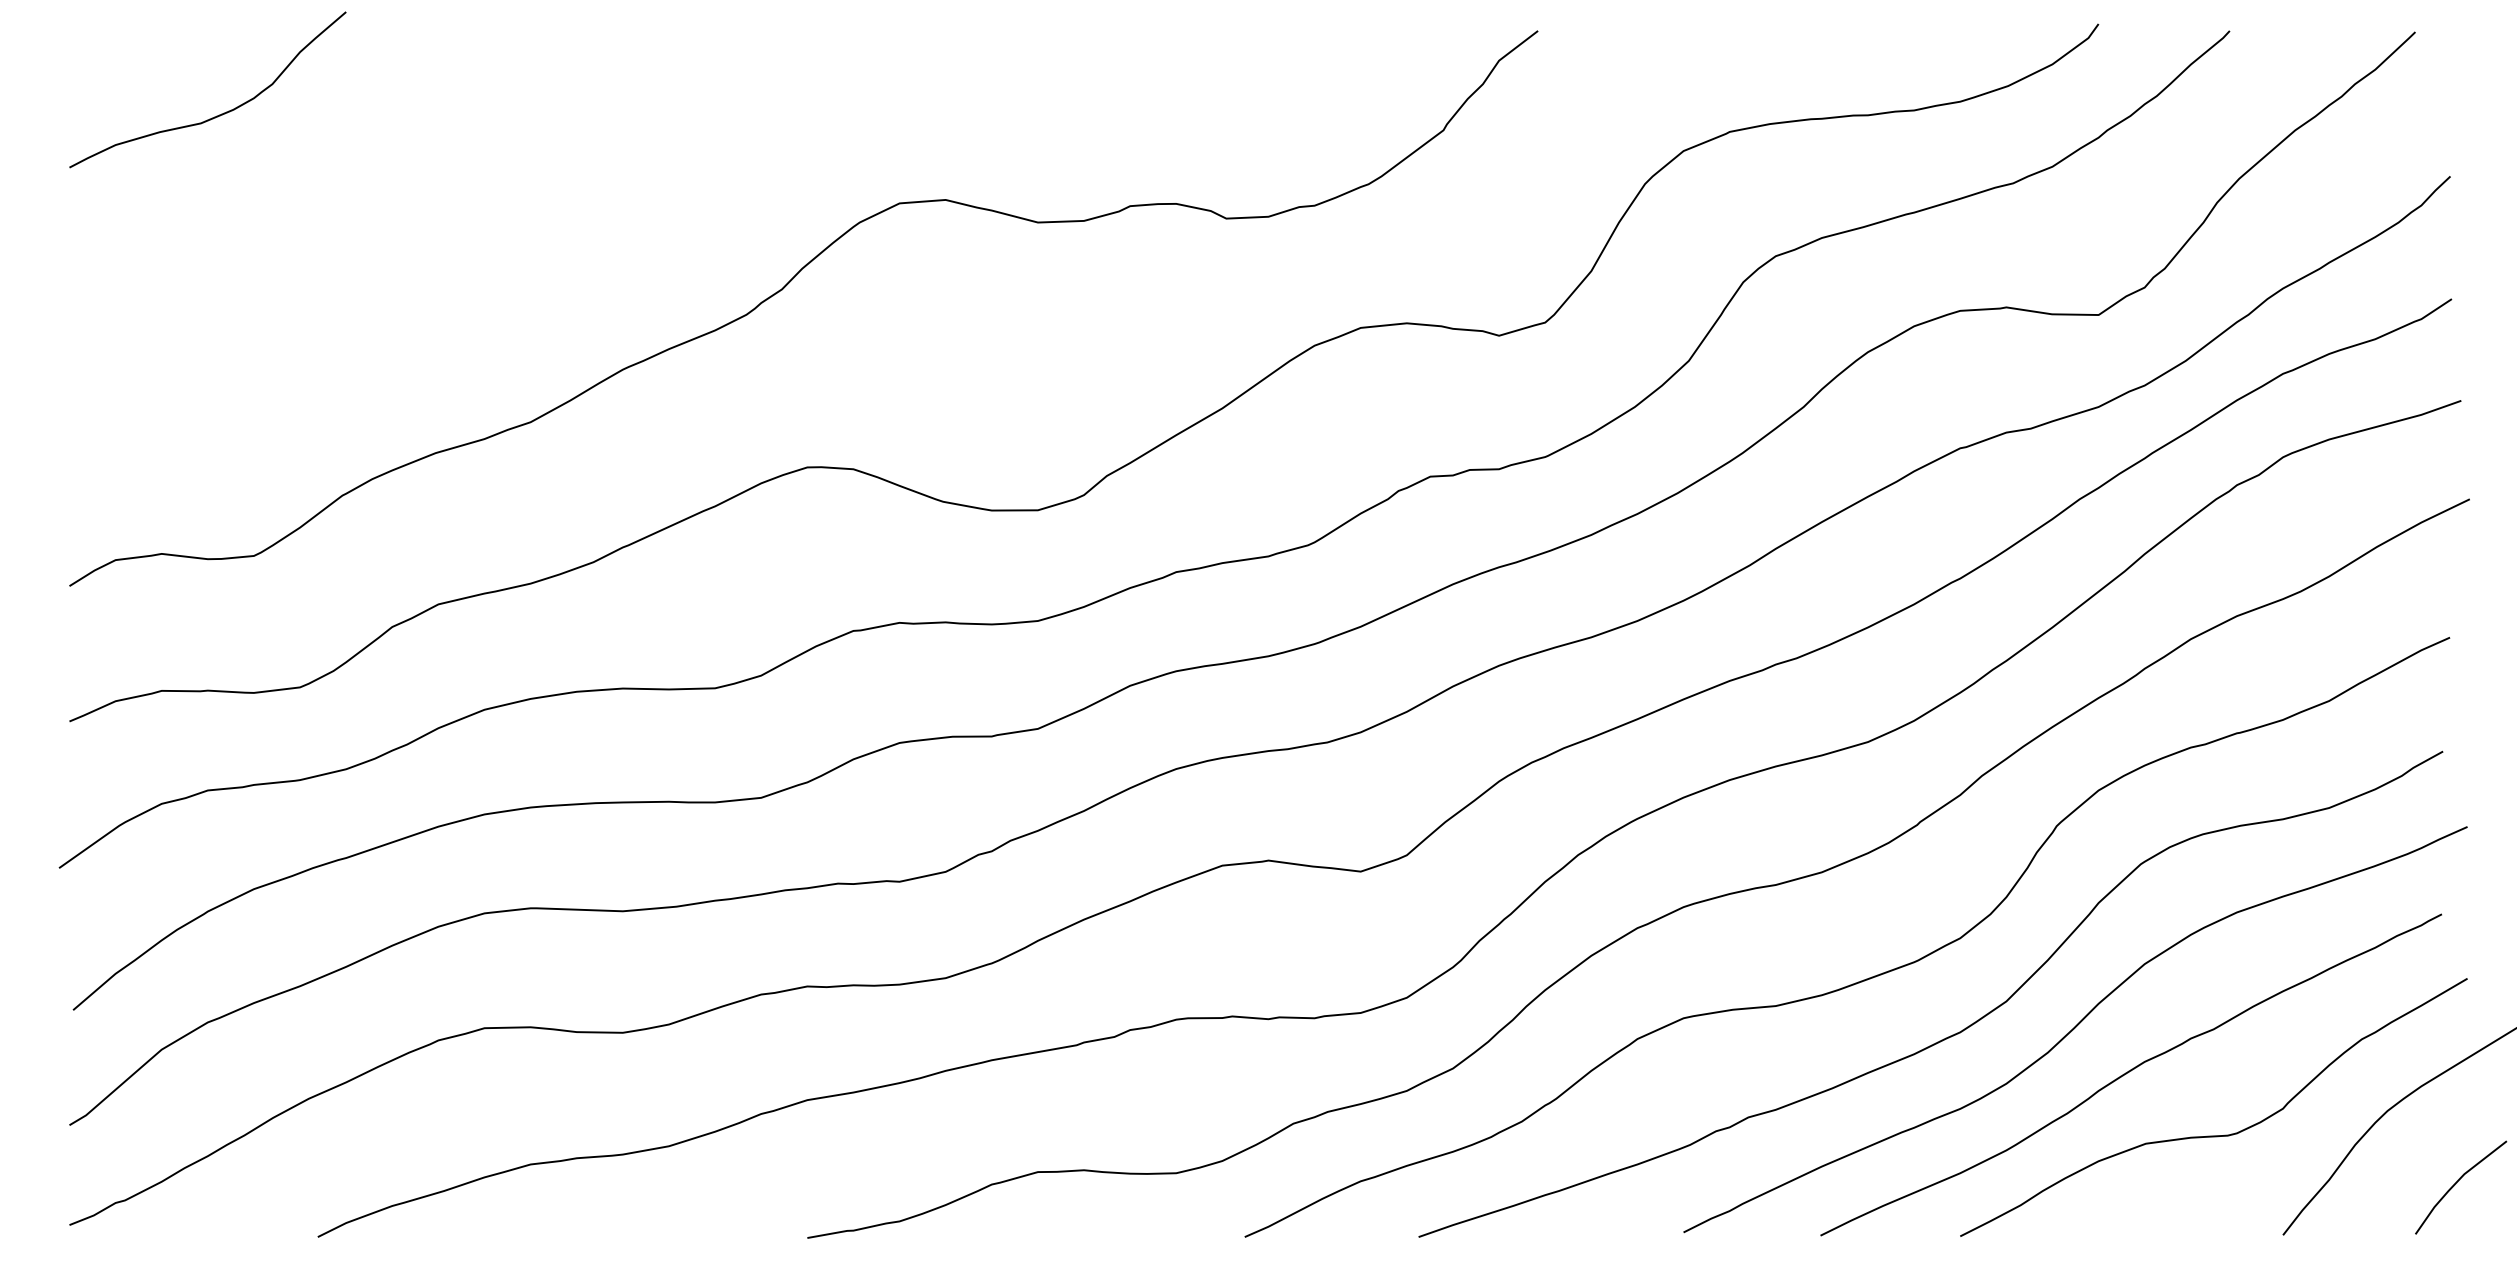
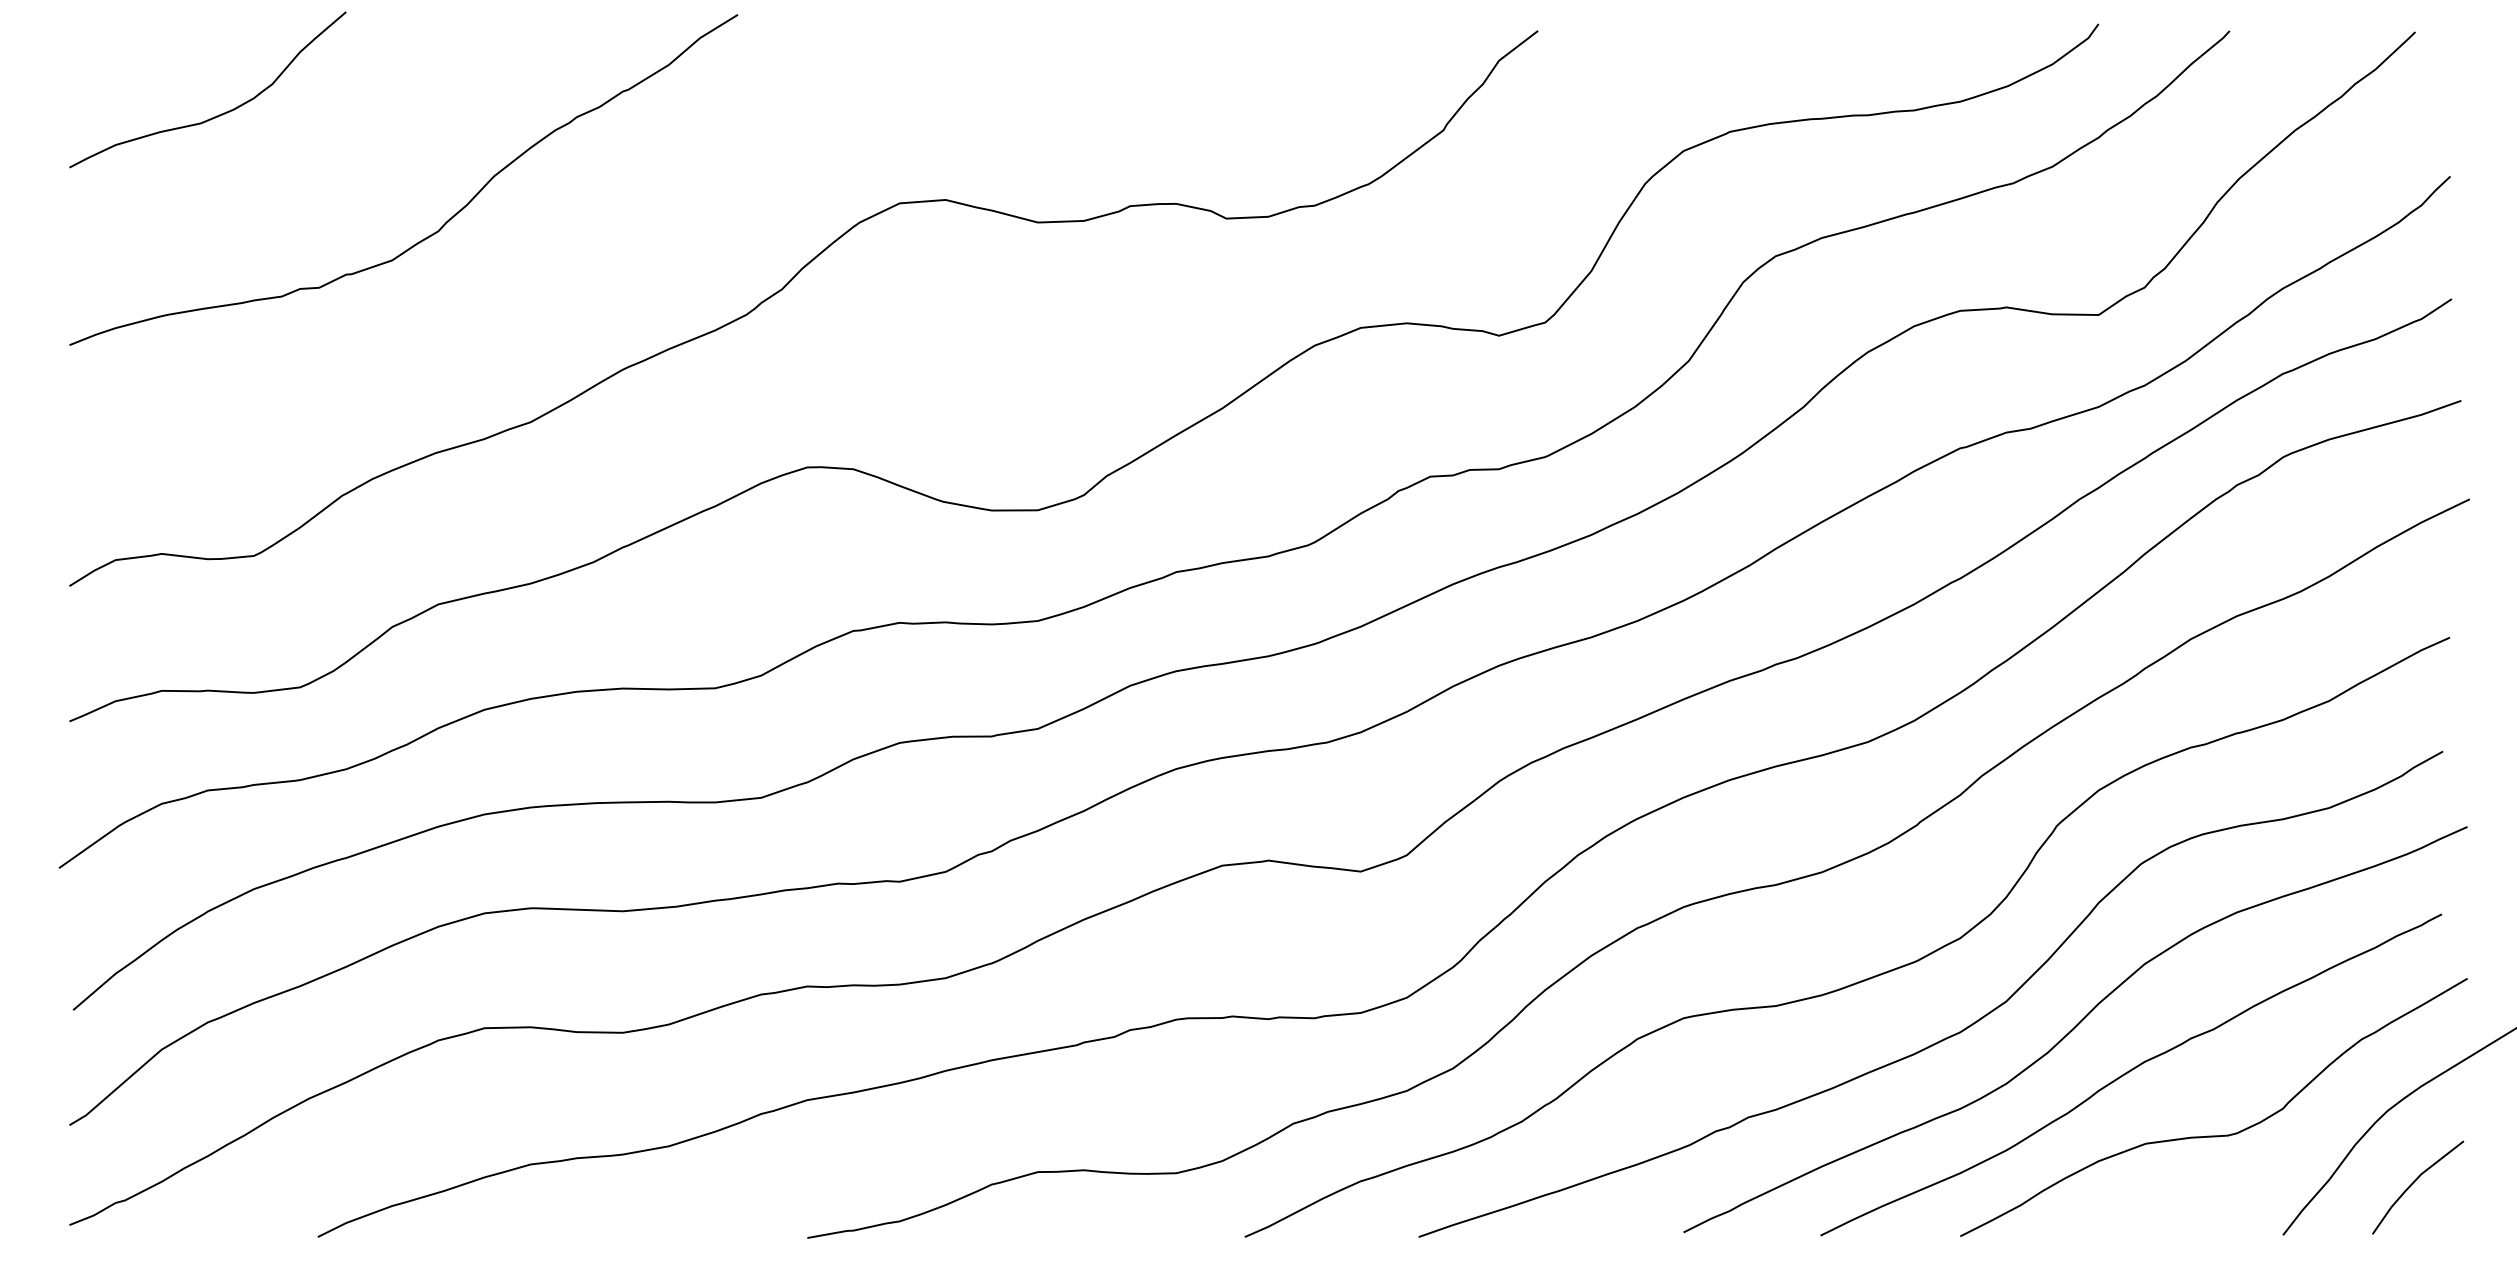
curve: none -> present (446, 221)
line position: (2455, 1185) -> (2412, 1185) (2412, 1185)
